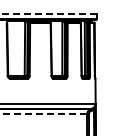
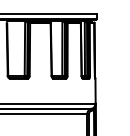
line: dashed -> solid (48, 13)
line: dashed -> solid (43, 114)
